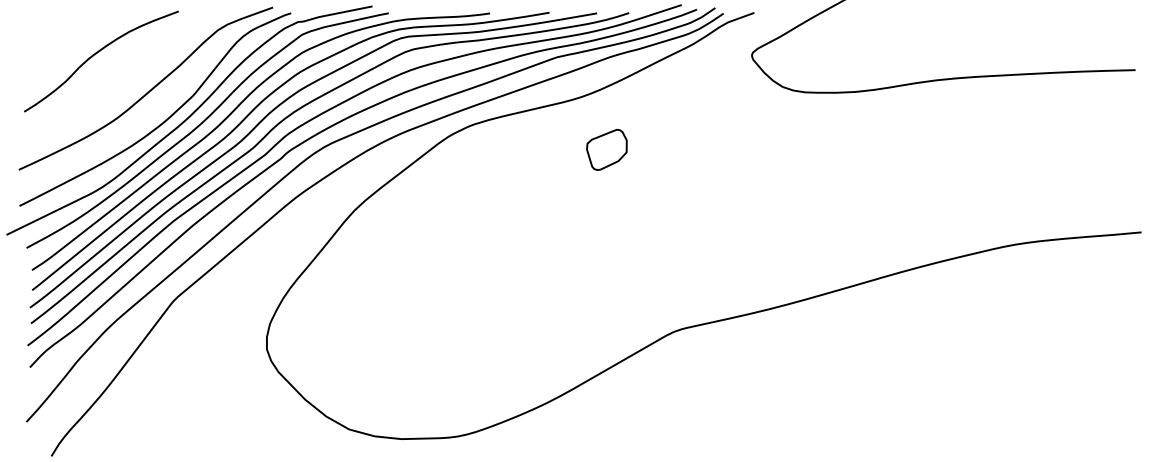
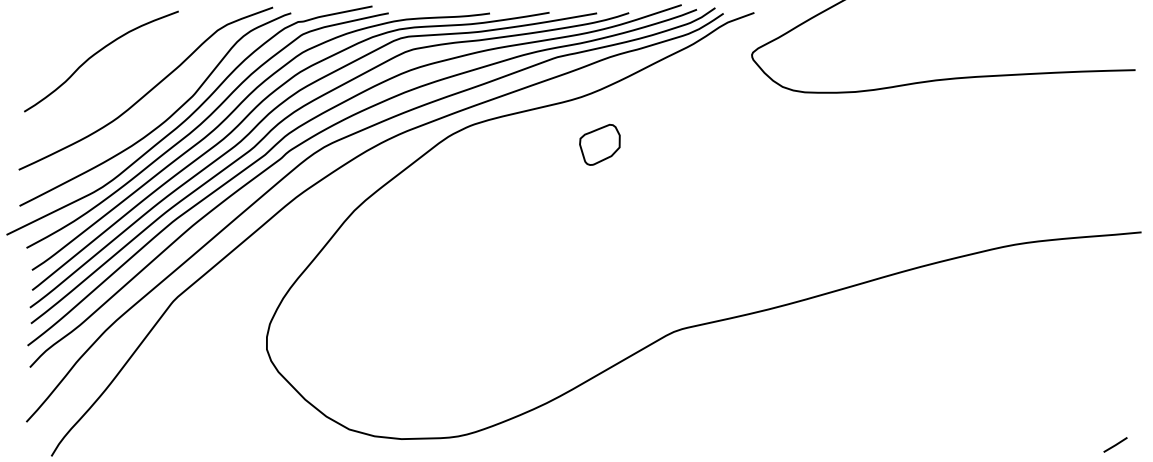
part position: (606, 149) -> (599, 144) (599, 144)
line: none -> present (1115, 444)
